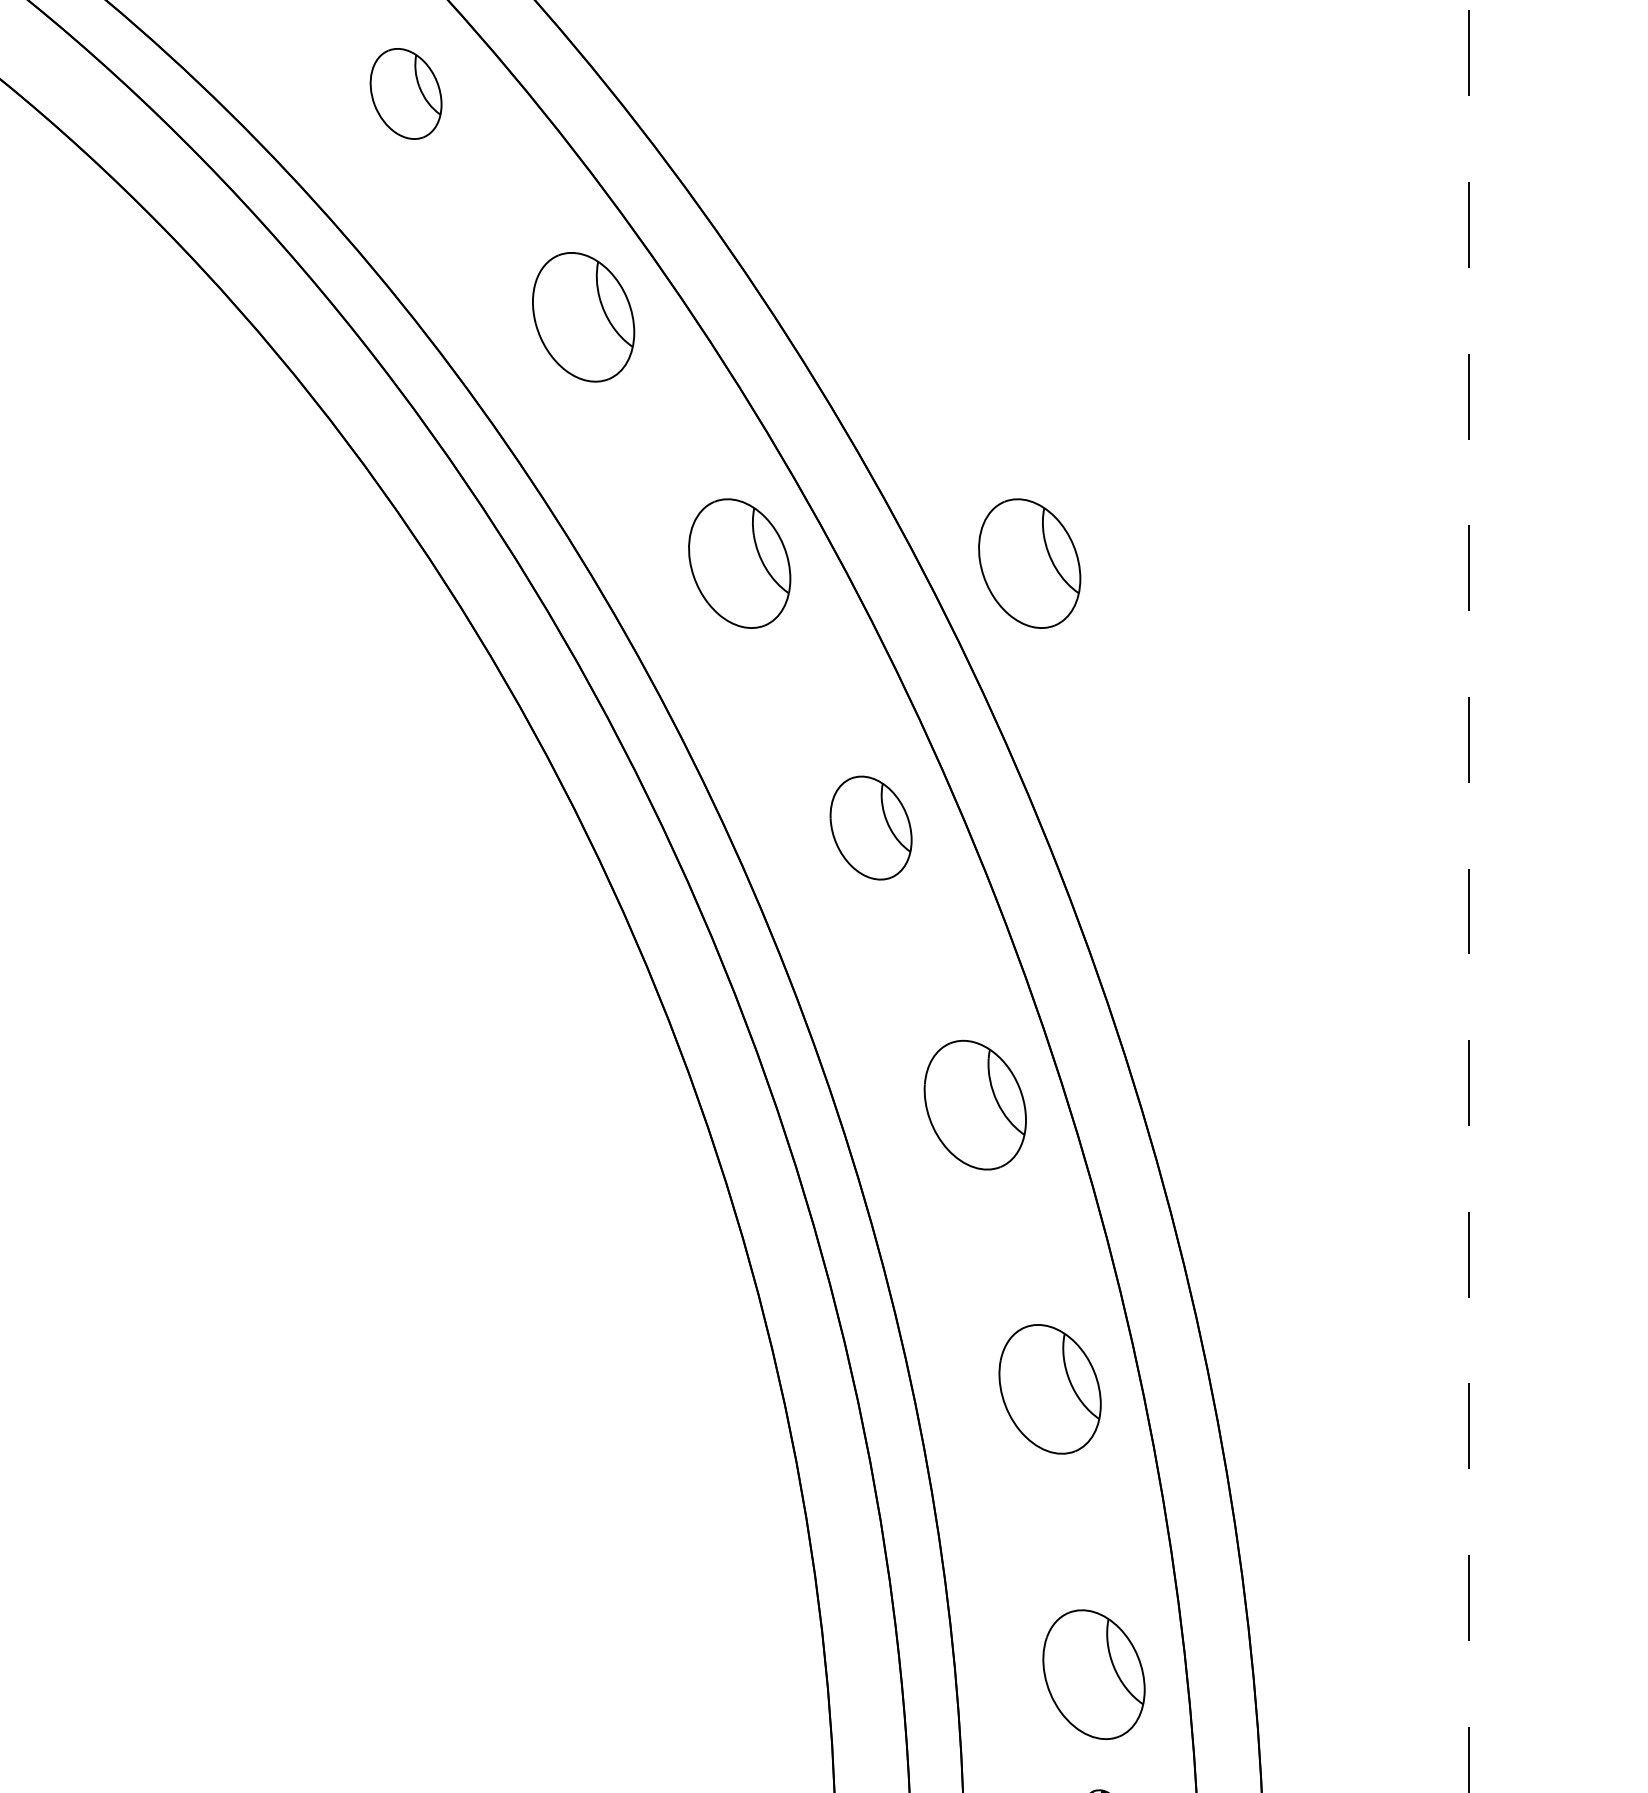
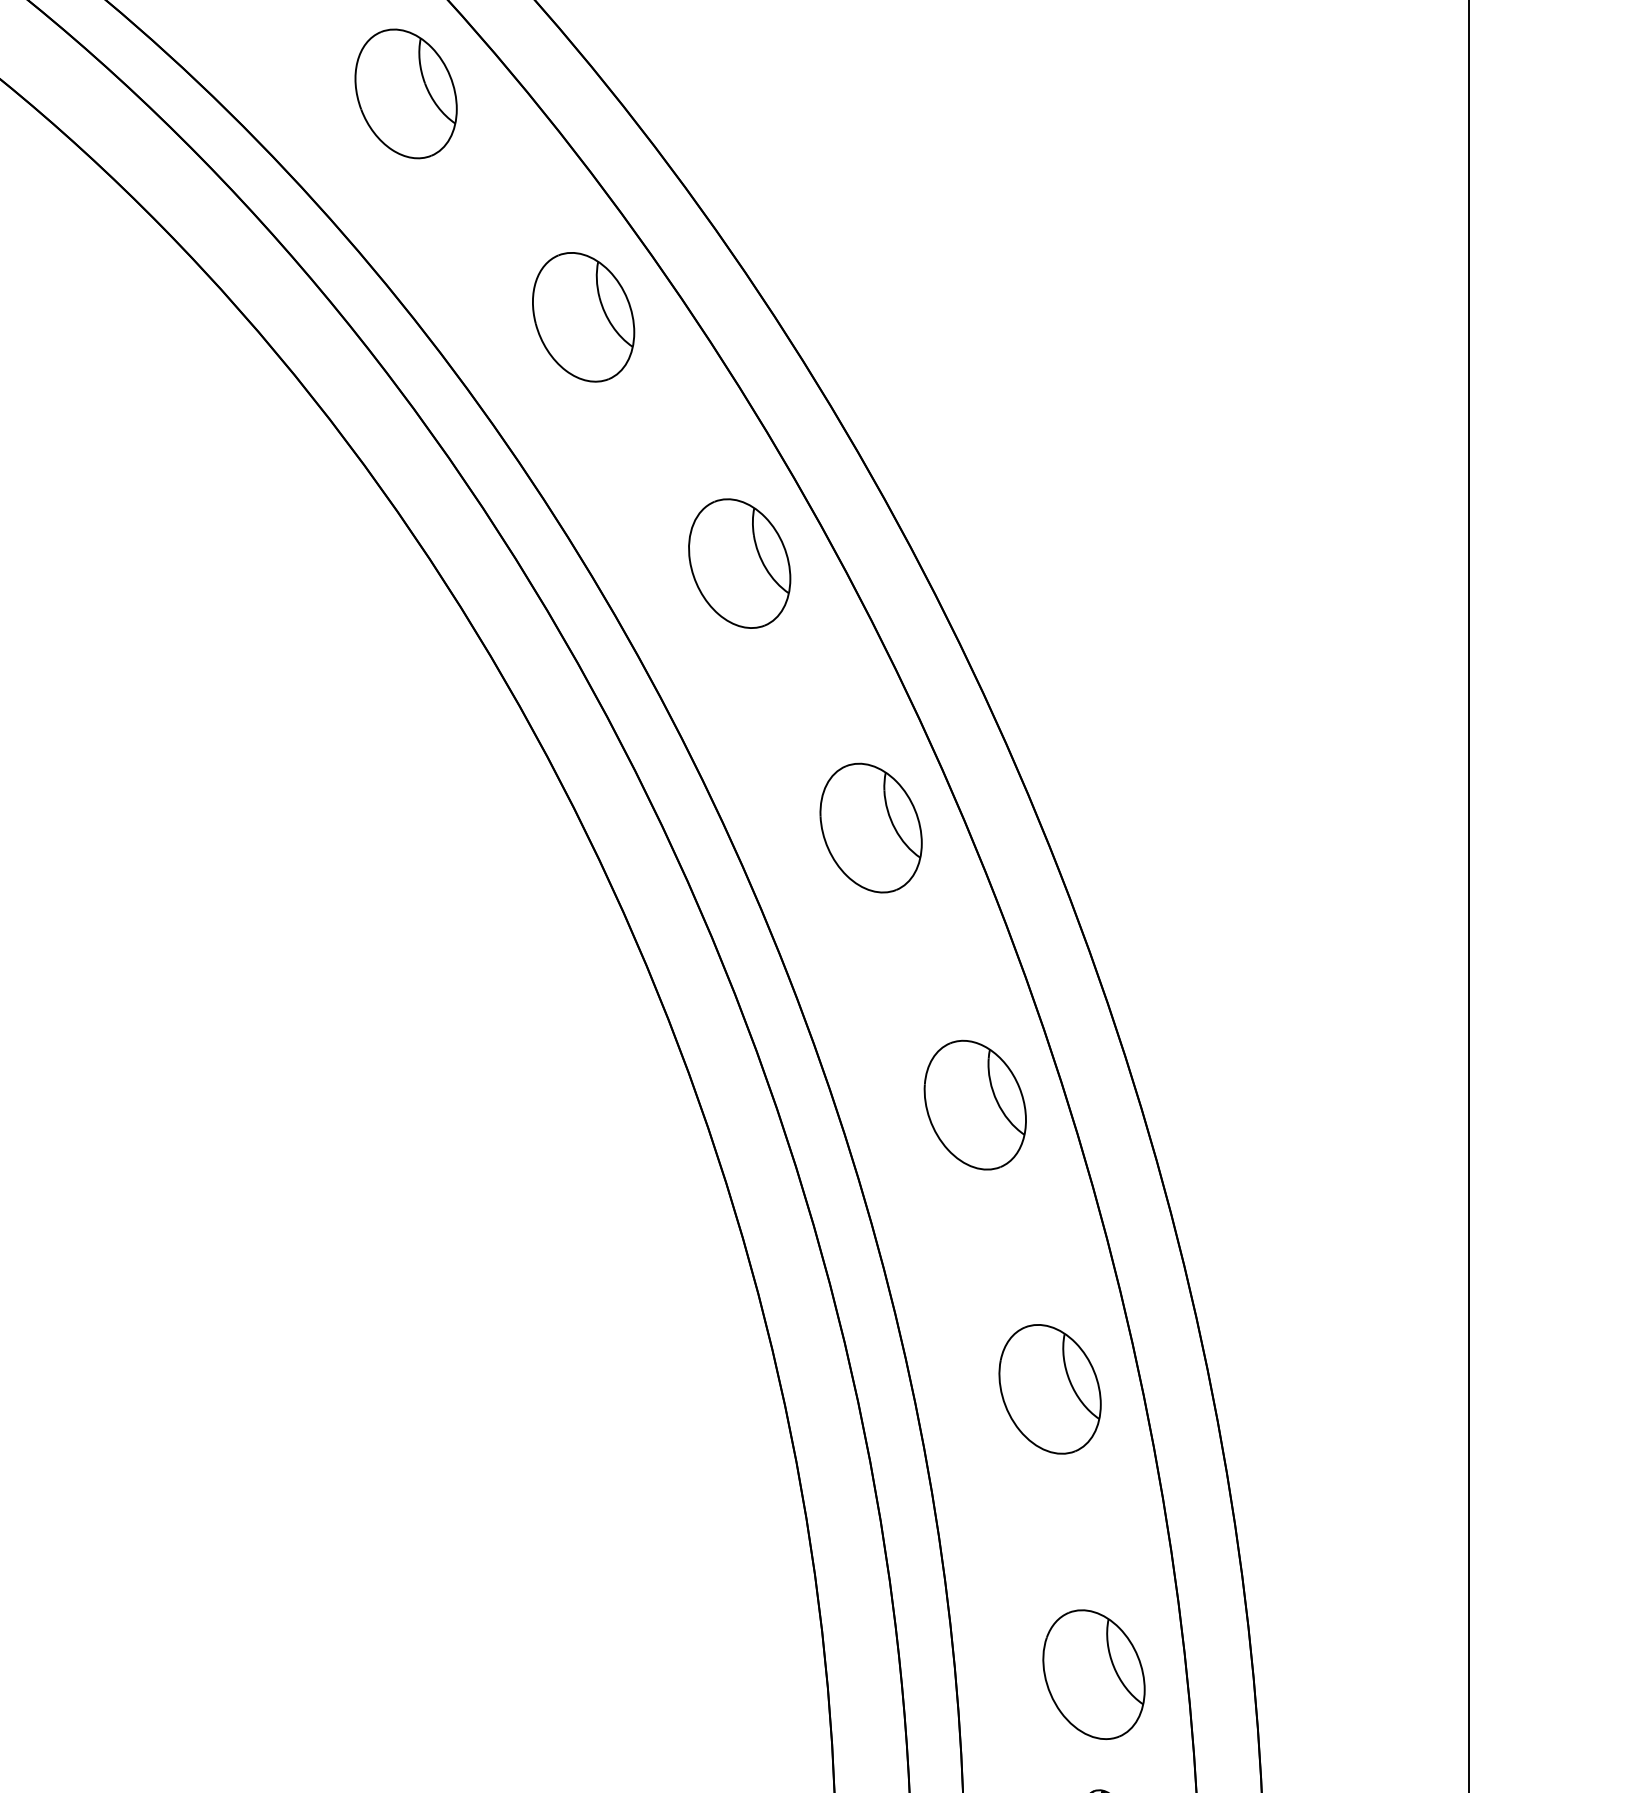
part size: 74x92 px -> 104x132 px (405, 93)
part: present -> none (1029, 563)
part size: 84x106 px -> 104x132 px (870, 827)
line: dashed -> solid (1468, 896)
